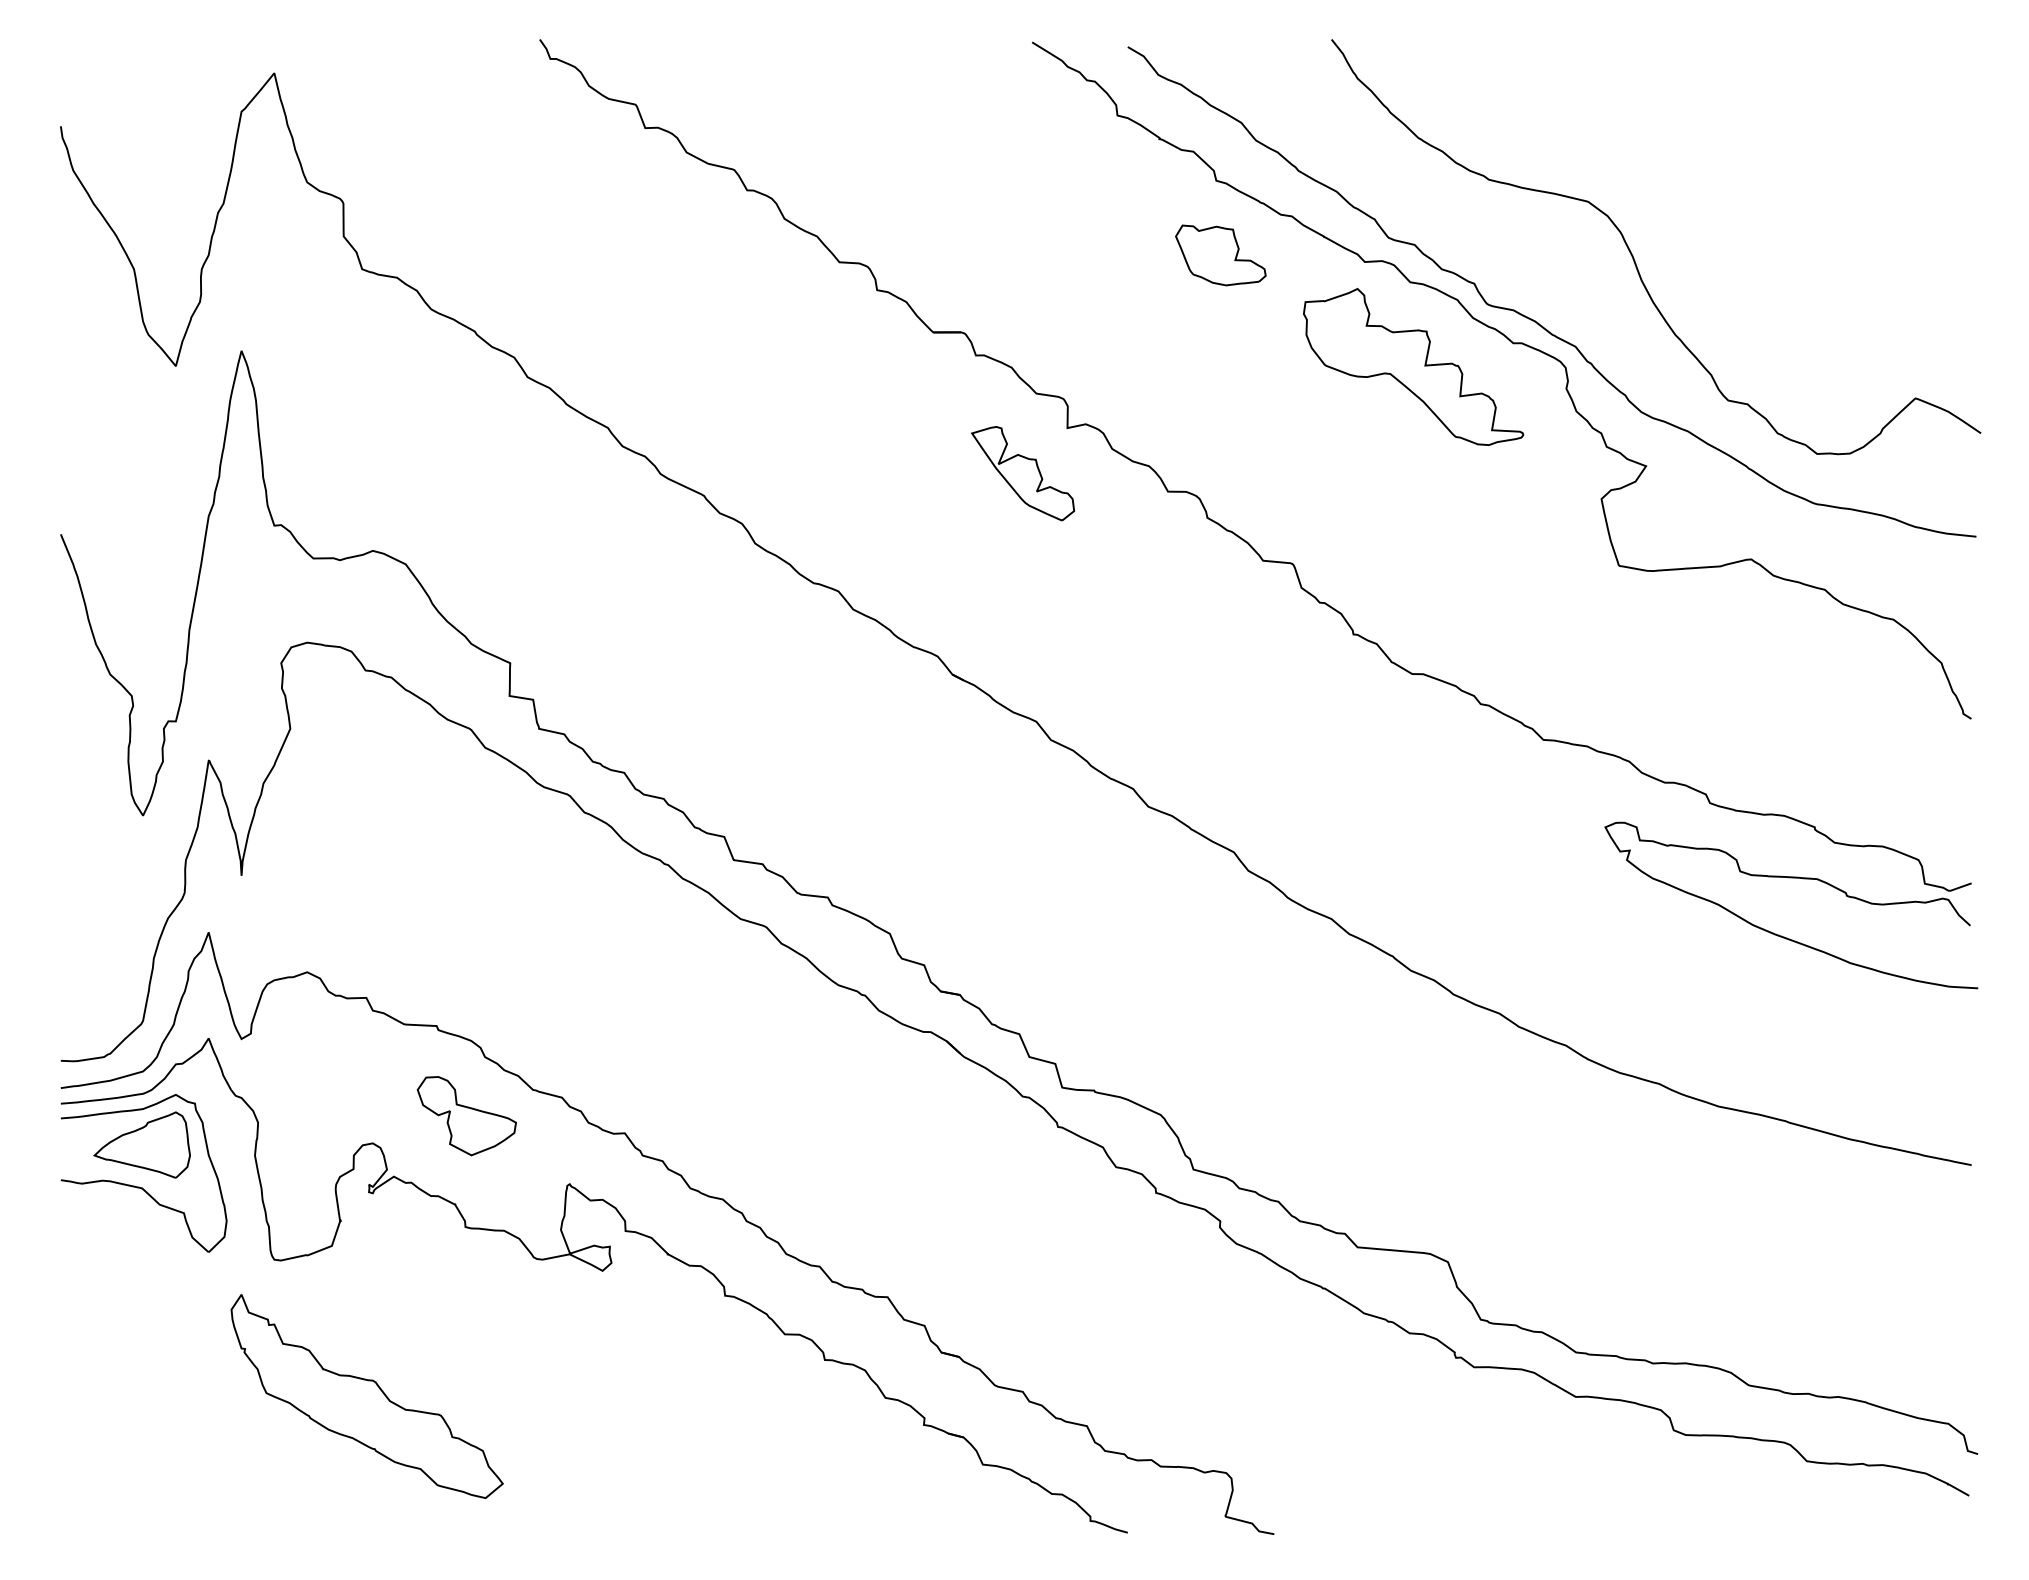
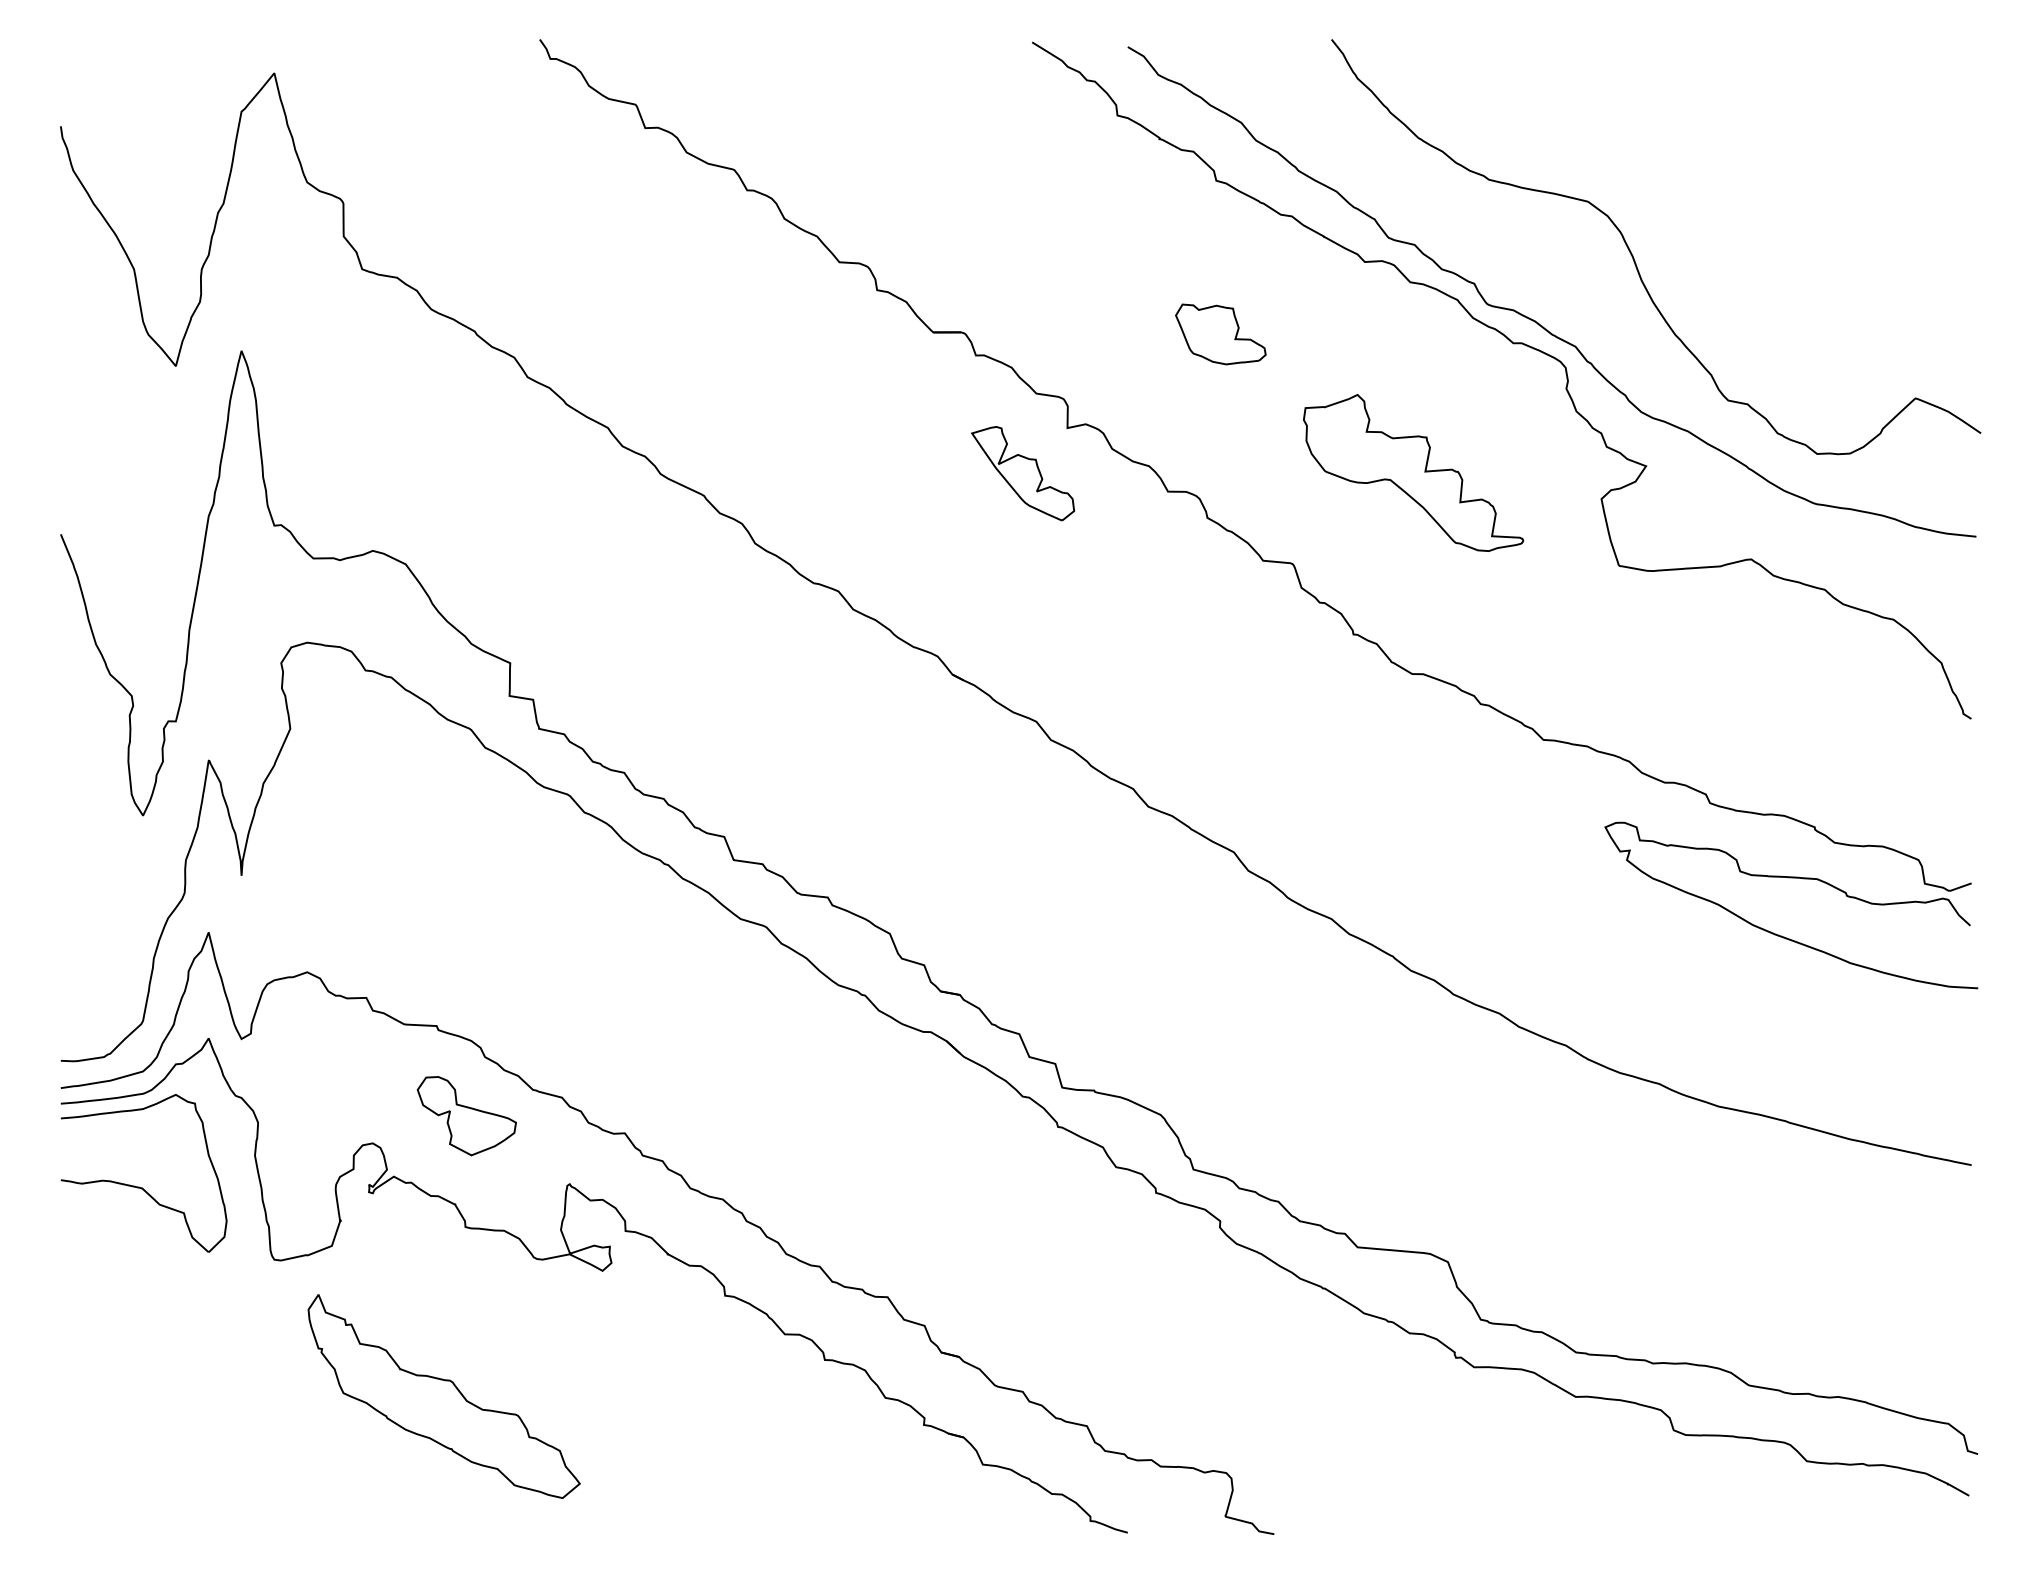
part position: (1220, 255) -> (1220, 334) (1220, 334)
part position: (1413, 366) -> (1413, 472) (1413, 472)
part: present -> none (141, 1144)
part position: (366, 1396) -> (443, 1396) (443, 1396)
